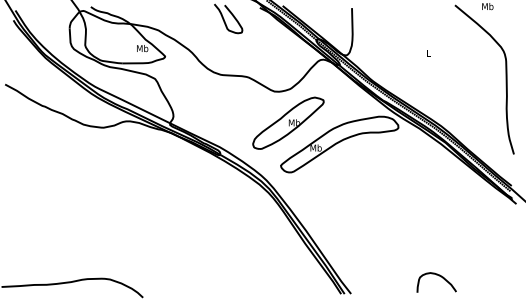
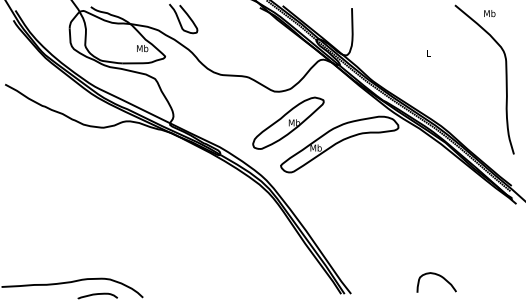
text position: (487, 6) -> (489, 13) (489, 13)
curve position: (224, 18) -> (179, 18) (179, 18)
curve: none -> present (97, 294)
